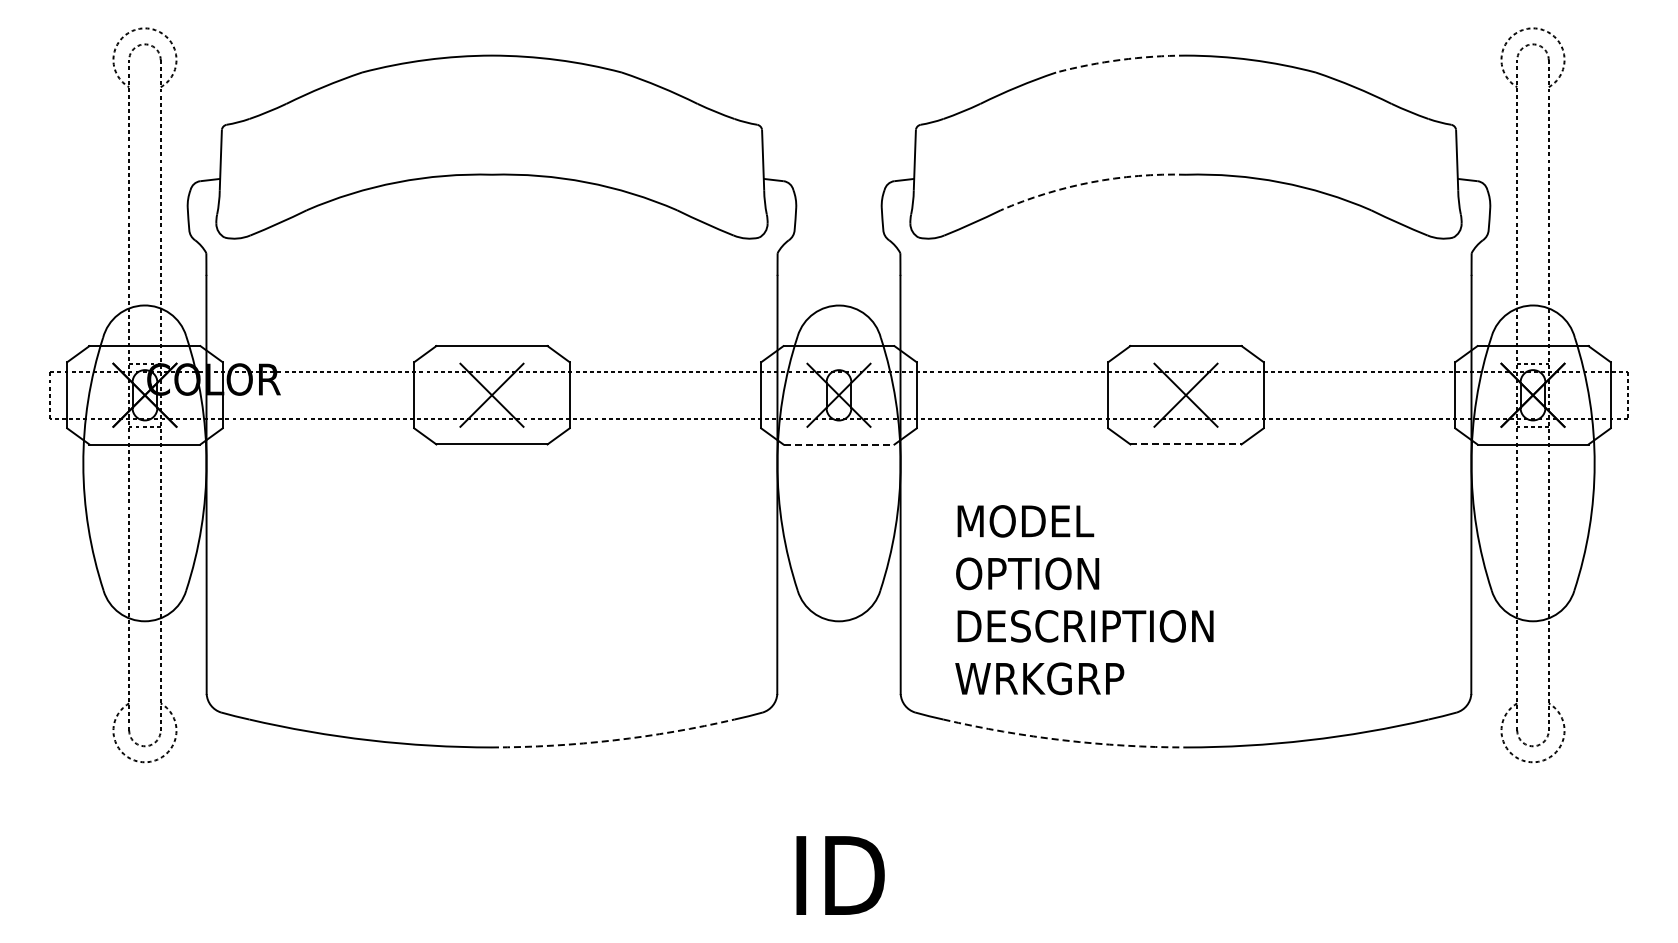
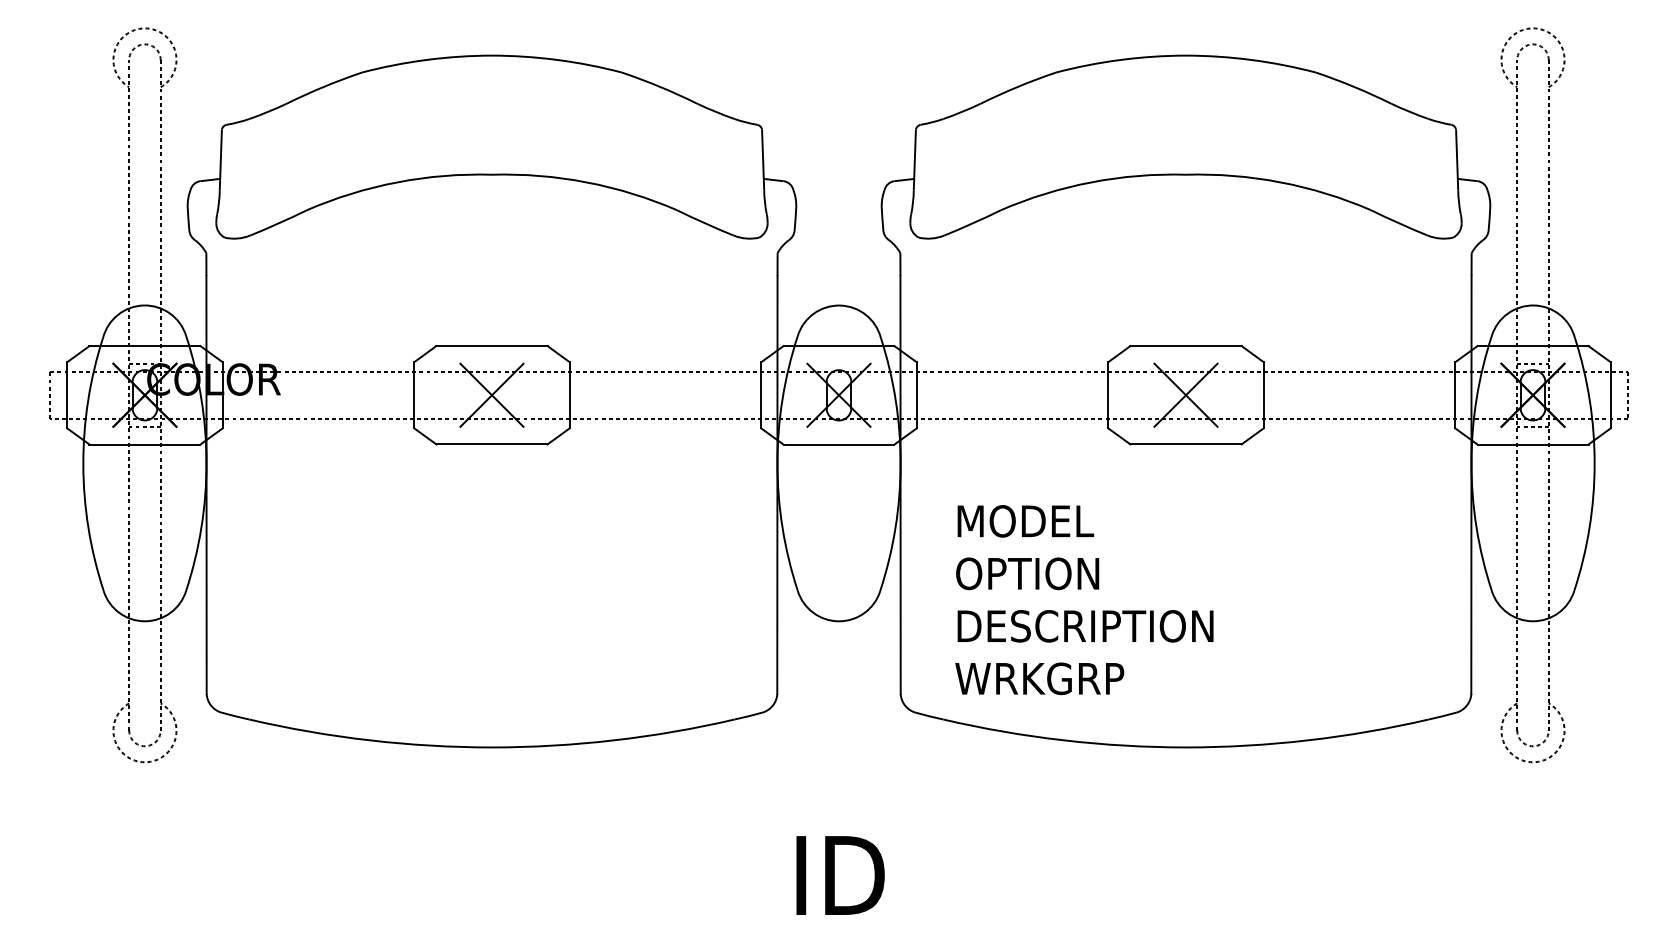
arc: dashed -> solid (1120, 59)
arc: dashed -> solid (1091, 182)
line: dashed -> solid (839, 444)
line: dashed -> solid (1186, 444)
arc: dashed -> solid (614, 740)
arc: dashed -> solid (1063, 740)
